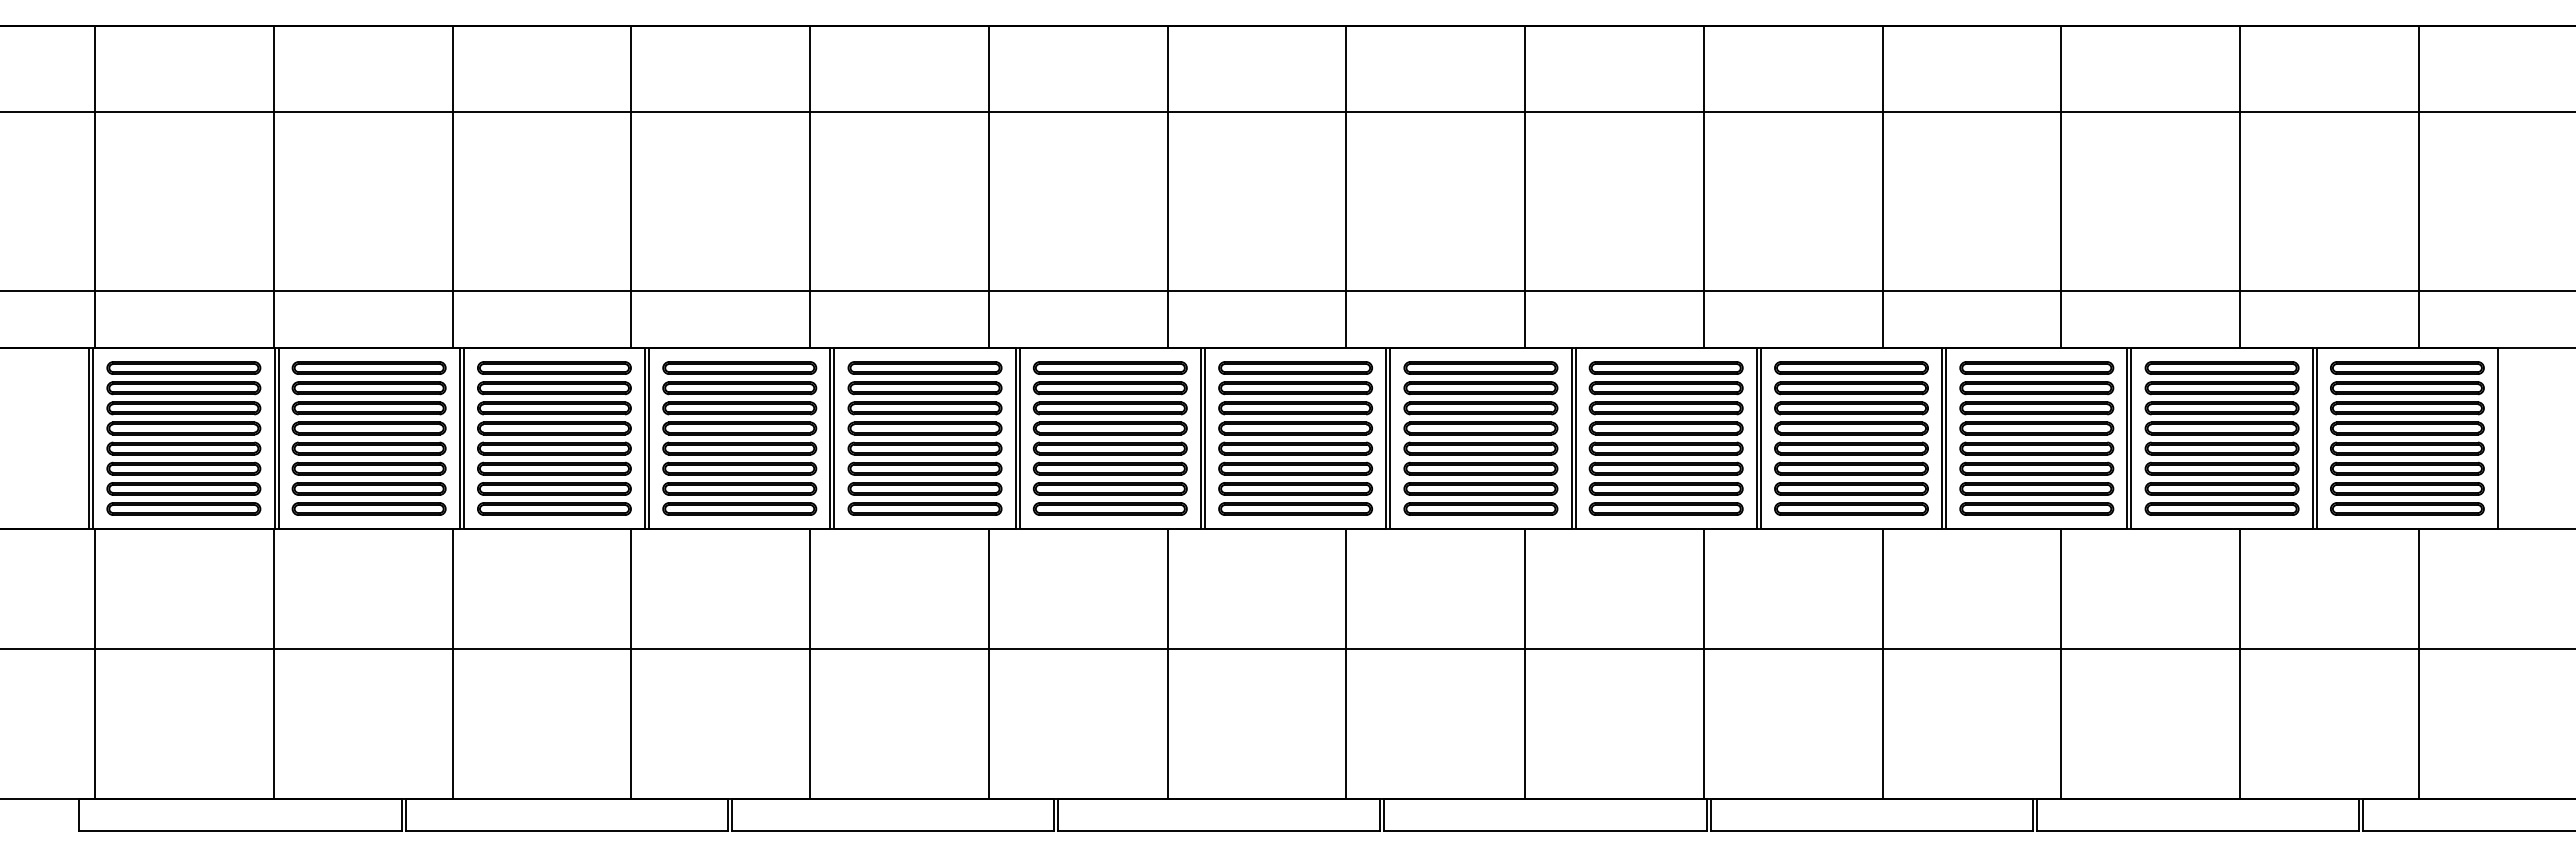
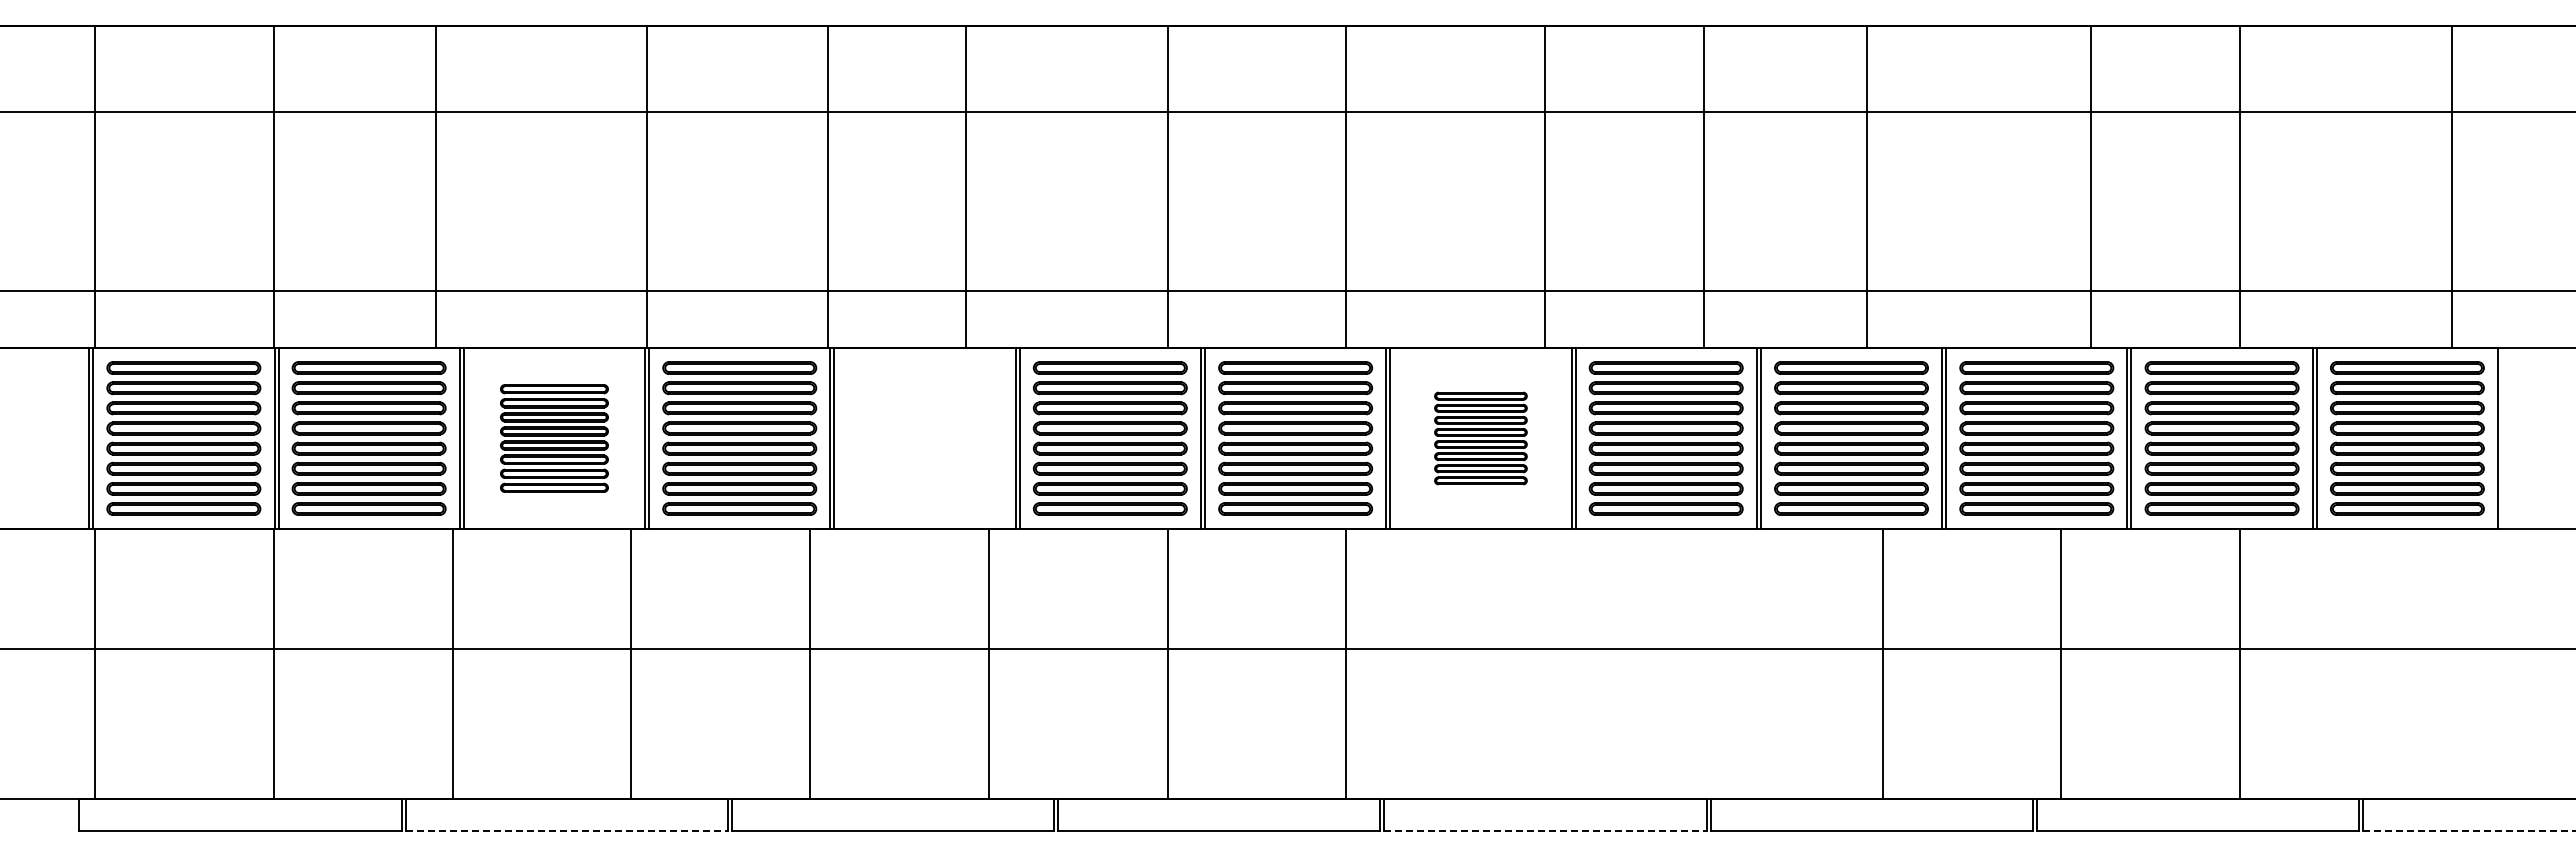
line position: (452, 186) -> (435, 186) (435, 186)
line position: (631, 186) -> (647, 186) (647, 186)
line position: (810, 186) -> (828, 186) (828, 186)
line position: (988, 186) -> (965, 186) (965, 186)
line position: (1525, 186) -> (1545, 186) (1545, 186)
line position: (1882, 186) -> (1866, 186) (1866, 186)
line position: (2061, 186) -> (2091, 186) (2091, 186)
line position: (2418, 186) -> (2451, 186) (2451, 186)
part size: 155x155 px -> 109x109 px (554, 438)
part: present -> none (924, 438)
part size: 156x155 px -> 94x95 px (1480, 438)
line: present -> none (1525, 664)
line: present -> none (1703, 664)
line: present -> none (2418, 664)
line: solid -> dashed (567, 831)
line: solid -> dashed (1546, 831)
line: solid -> dashed (2470, 831)
